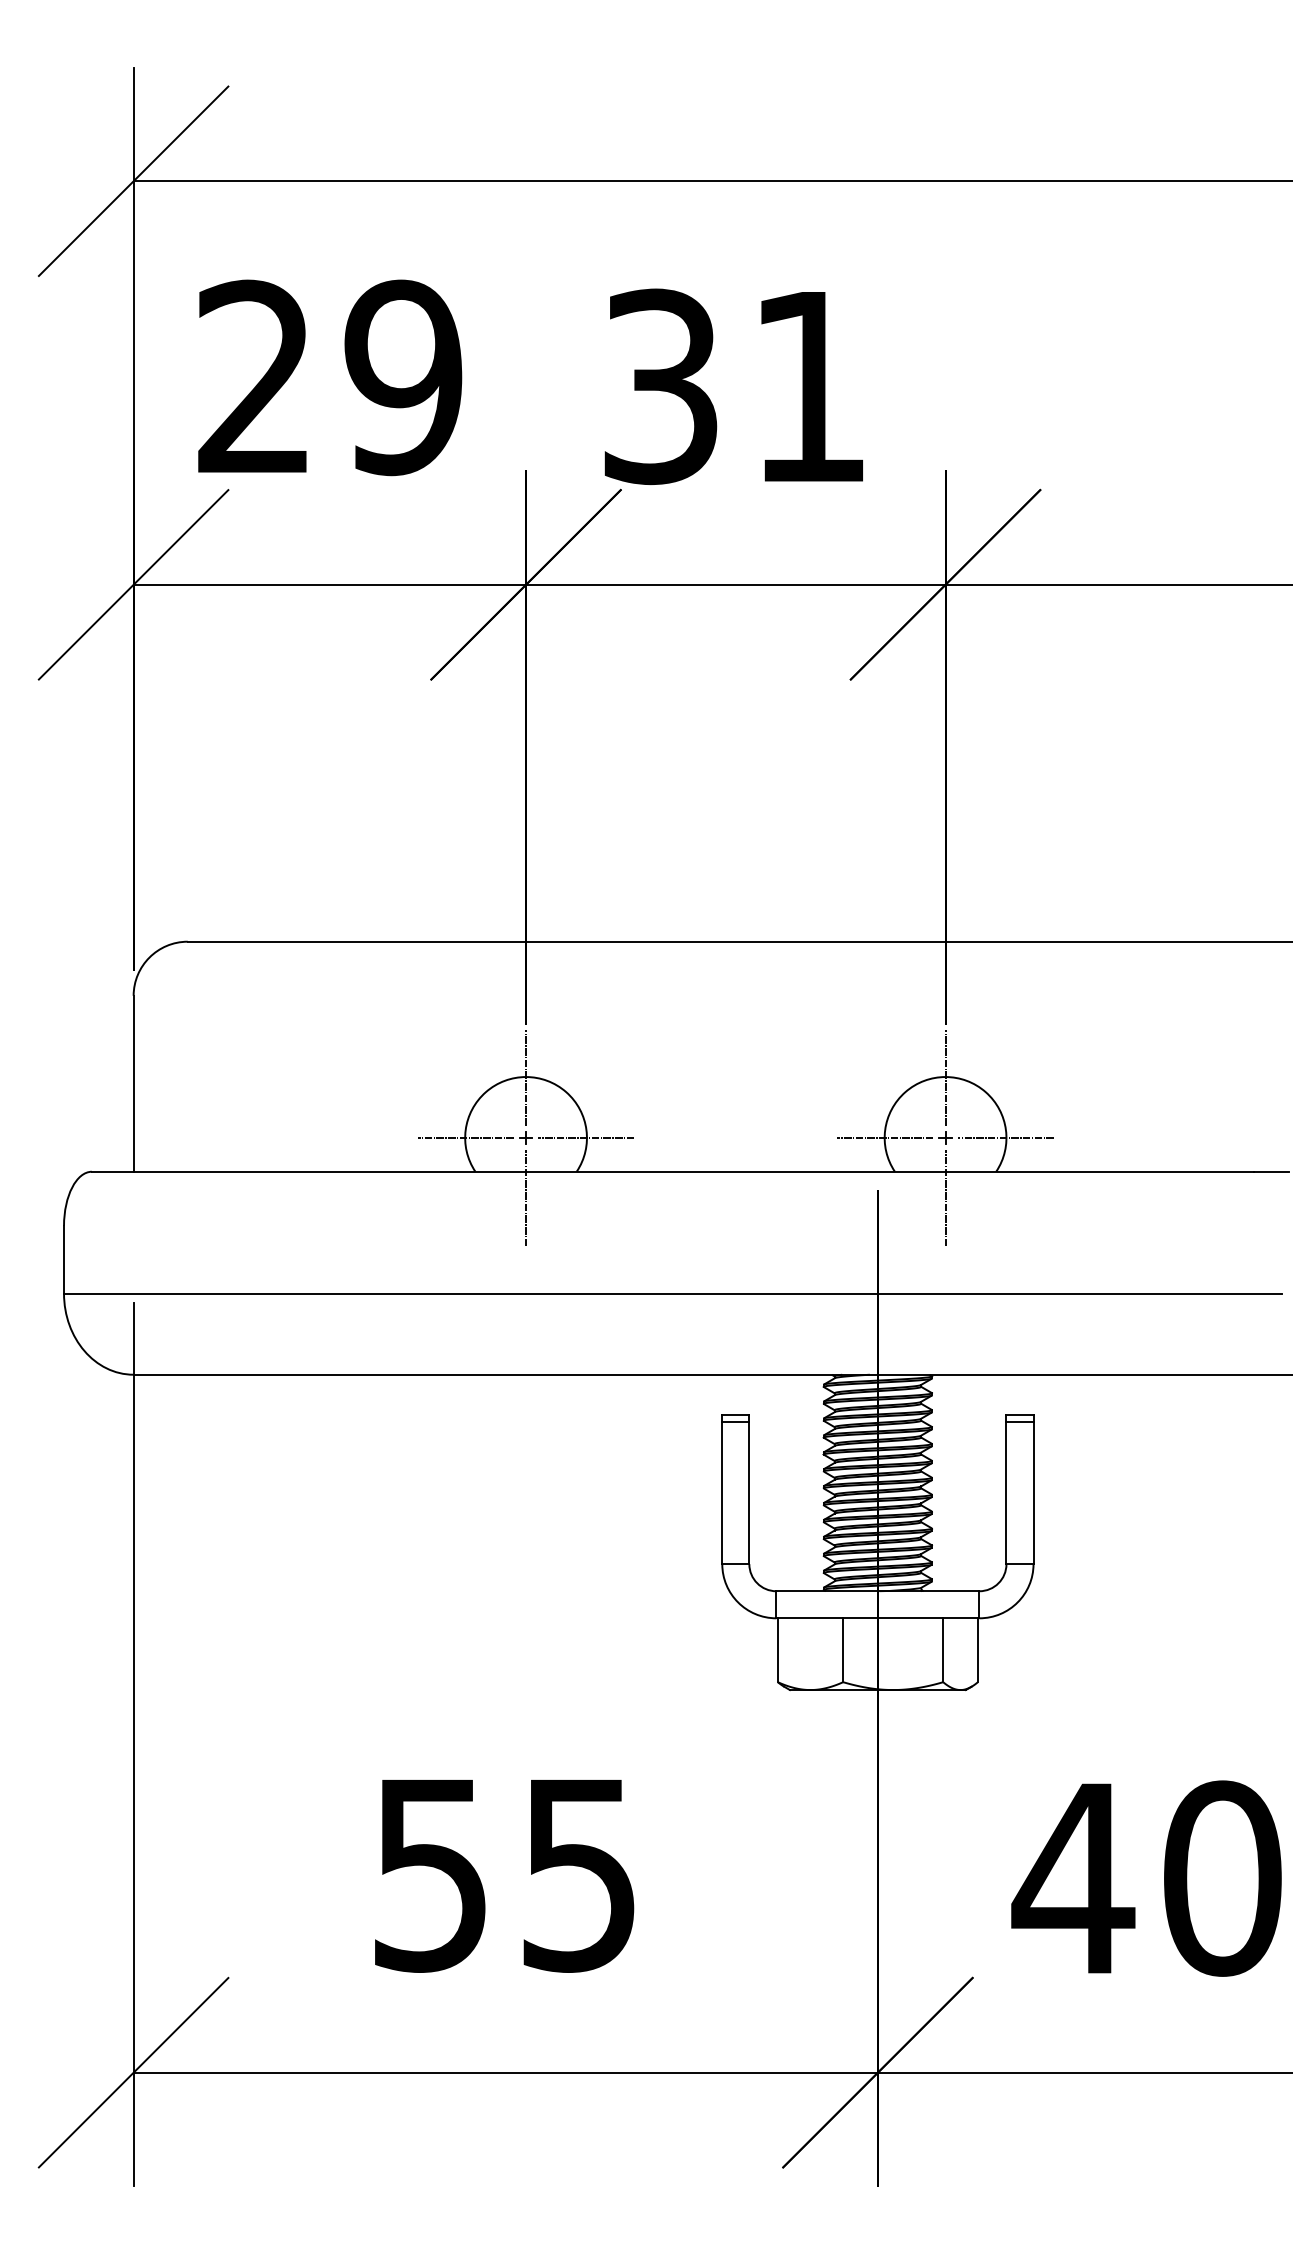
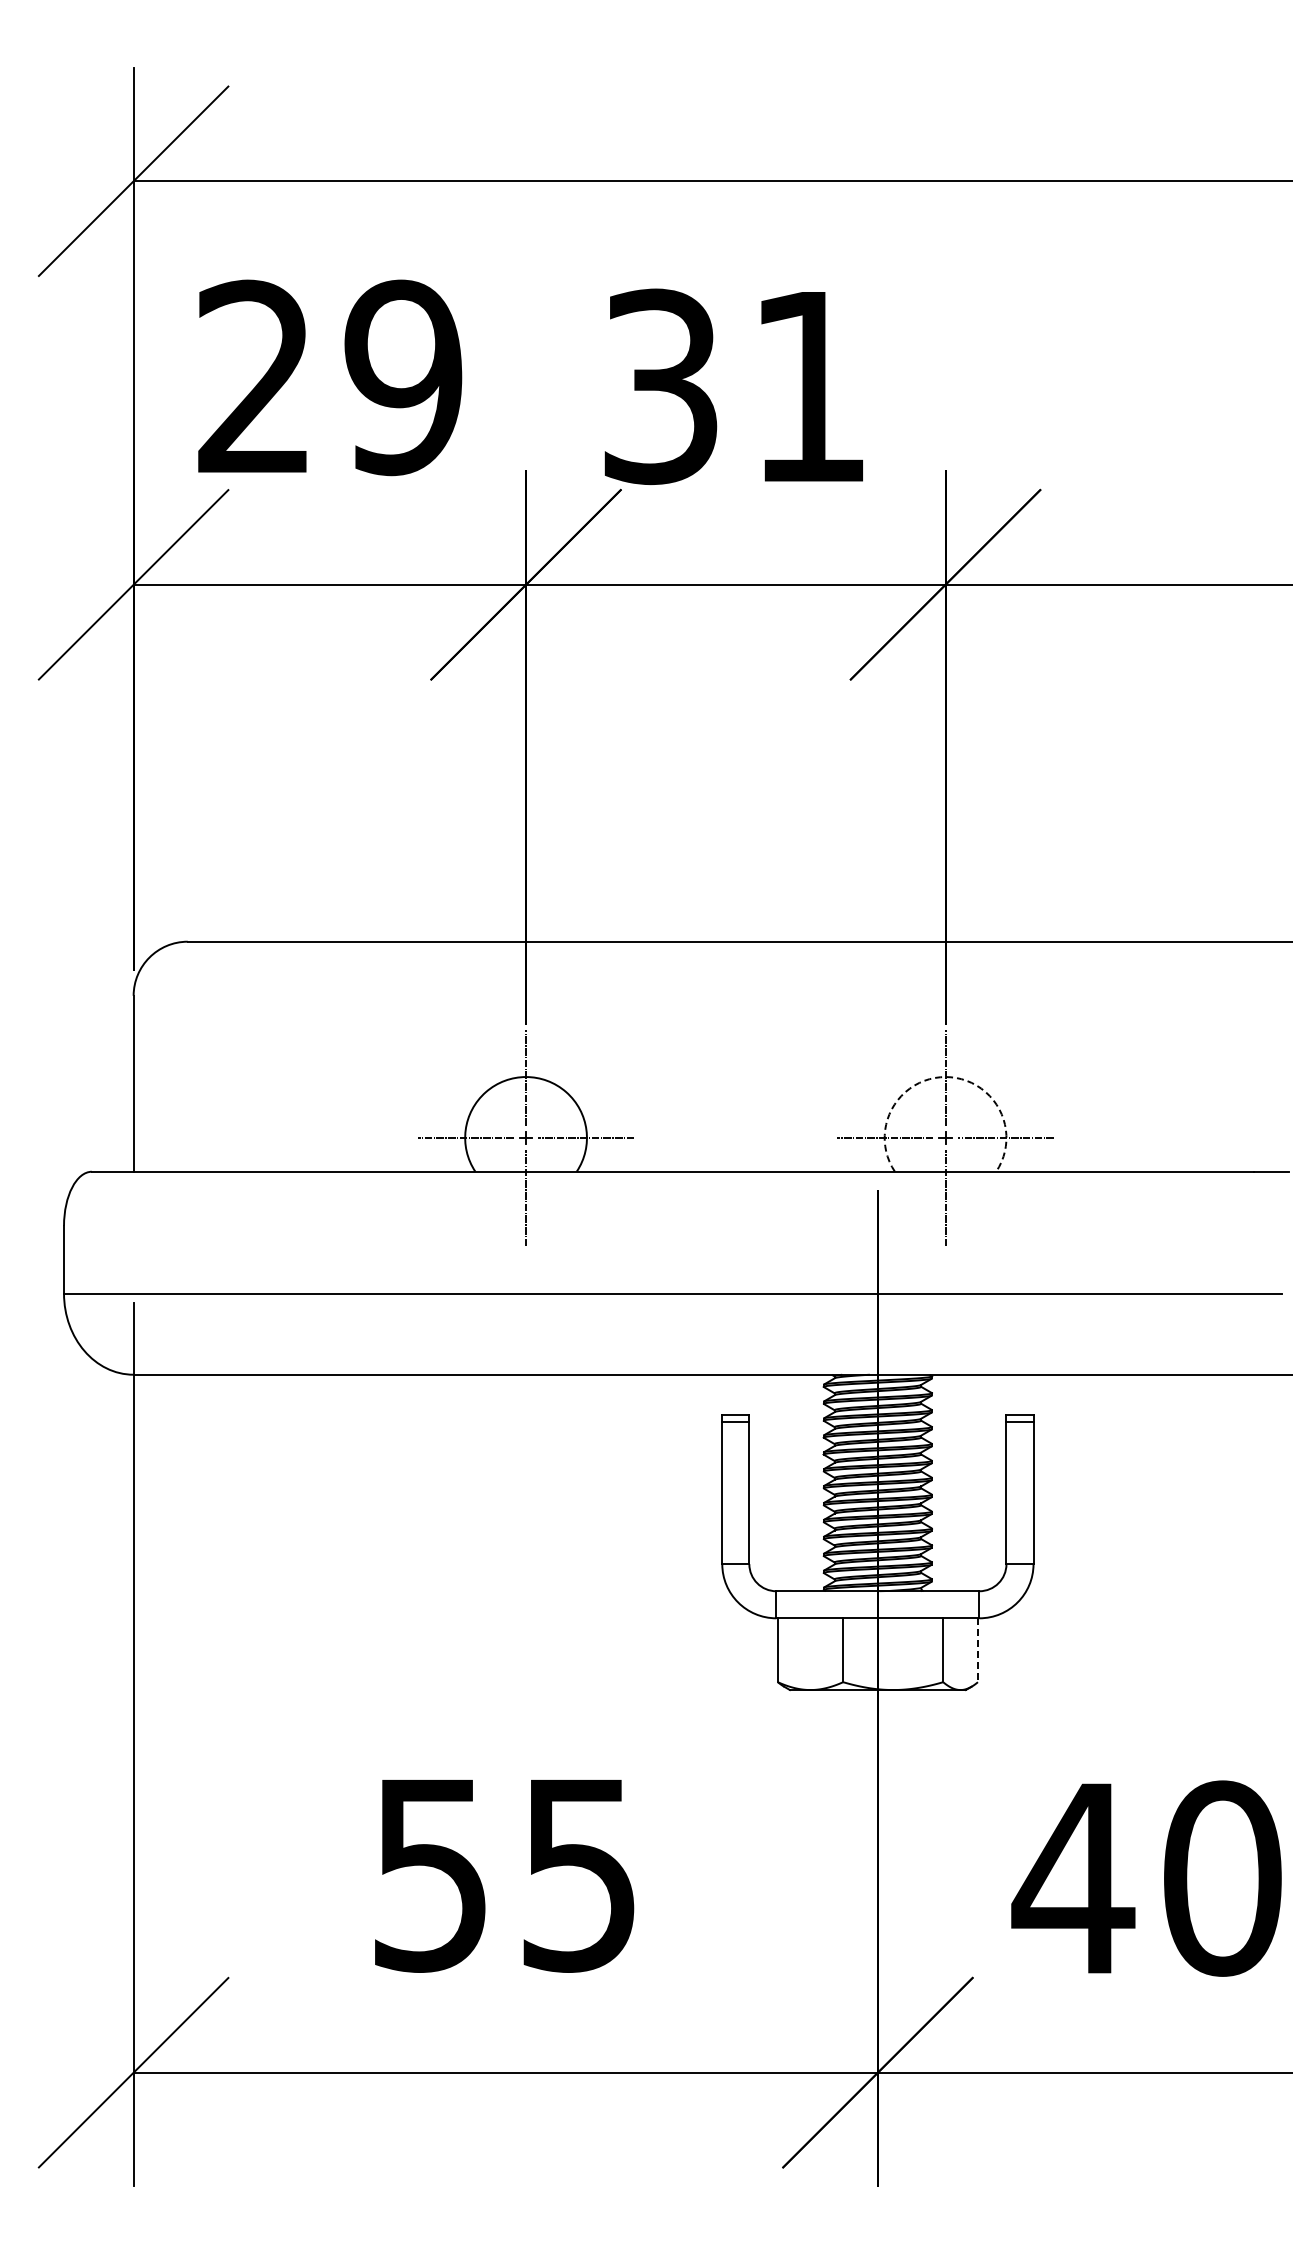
arc: solid -> dashed (945, 1077)
line: solid -> dashed (977, 1650)
